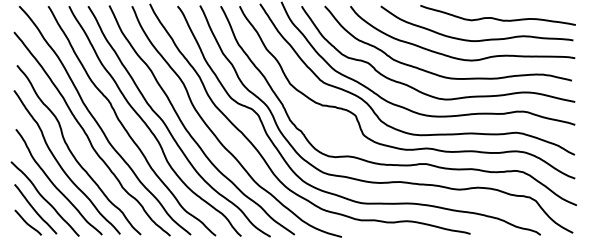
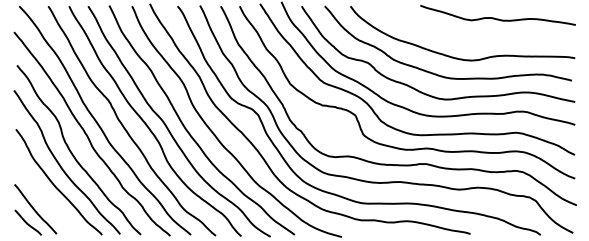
curve: present -> none (480, 39)
curve: present -> none (44, 198)
